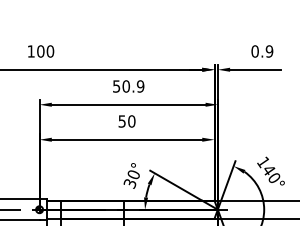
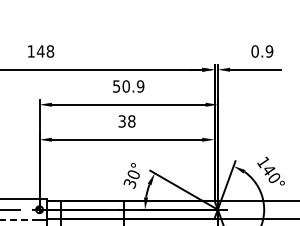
text: 100 -> 148 (45, 51)
text: 50 -> 38 (127, 121)
line: solid -> dashed (20, 220)
